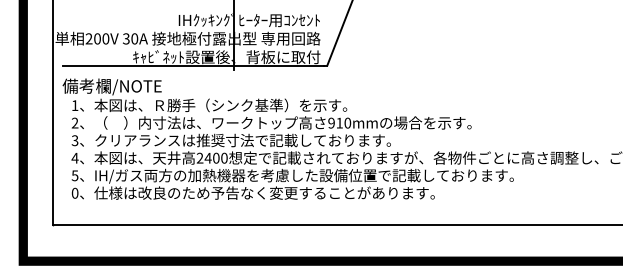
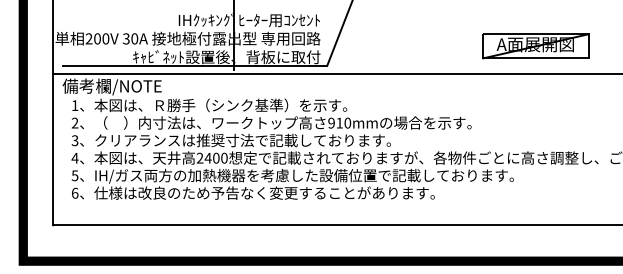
part: none -> present (535, 46)
line: none -> present (336, 73)
text: 0 -> 6 (74, 192)
